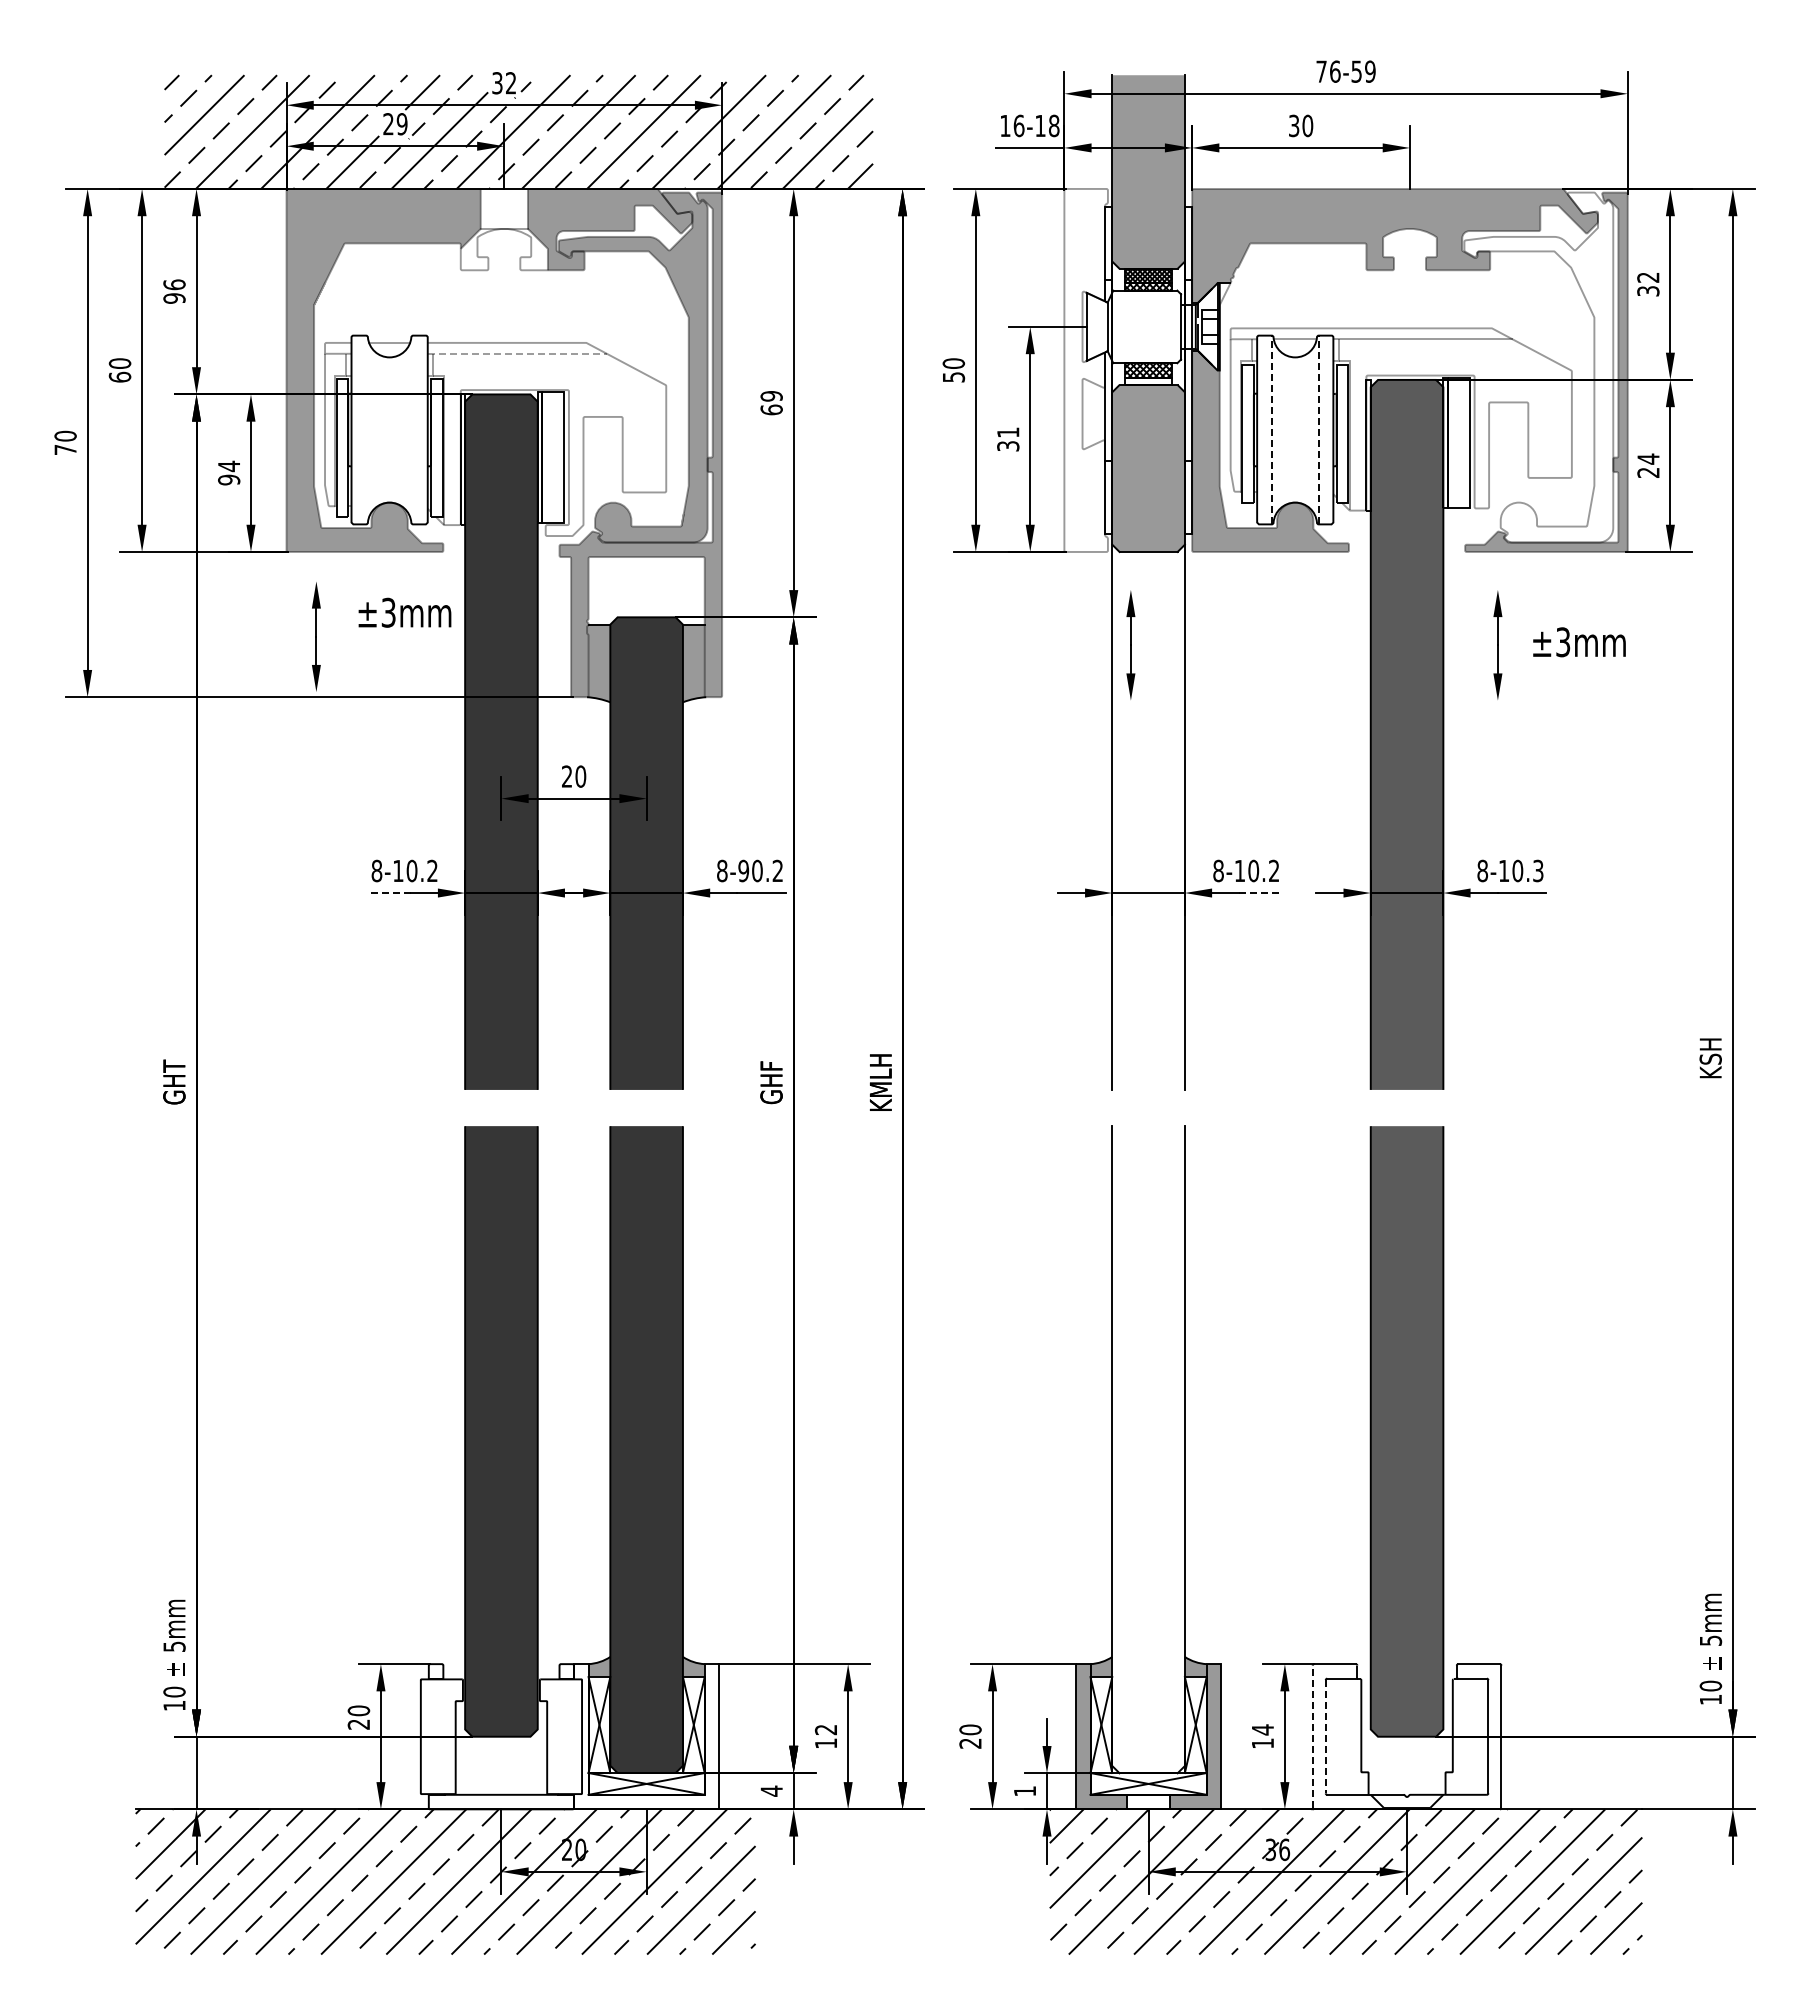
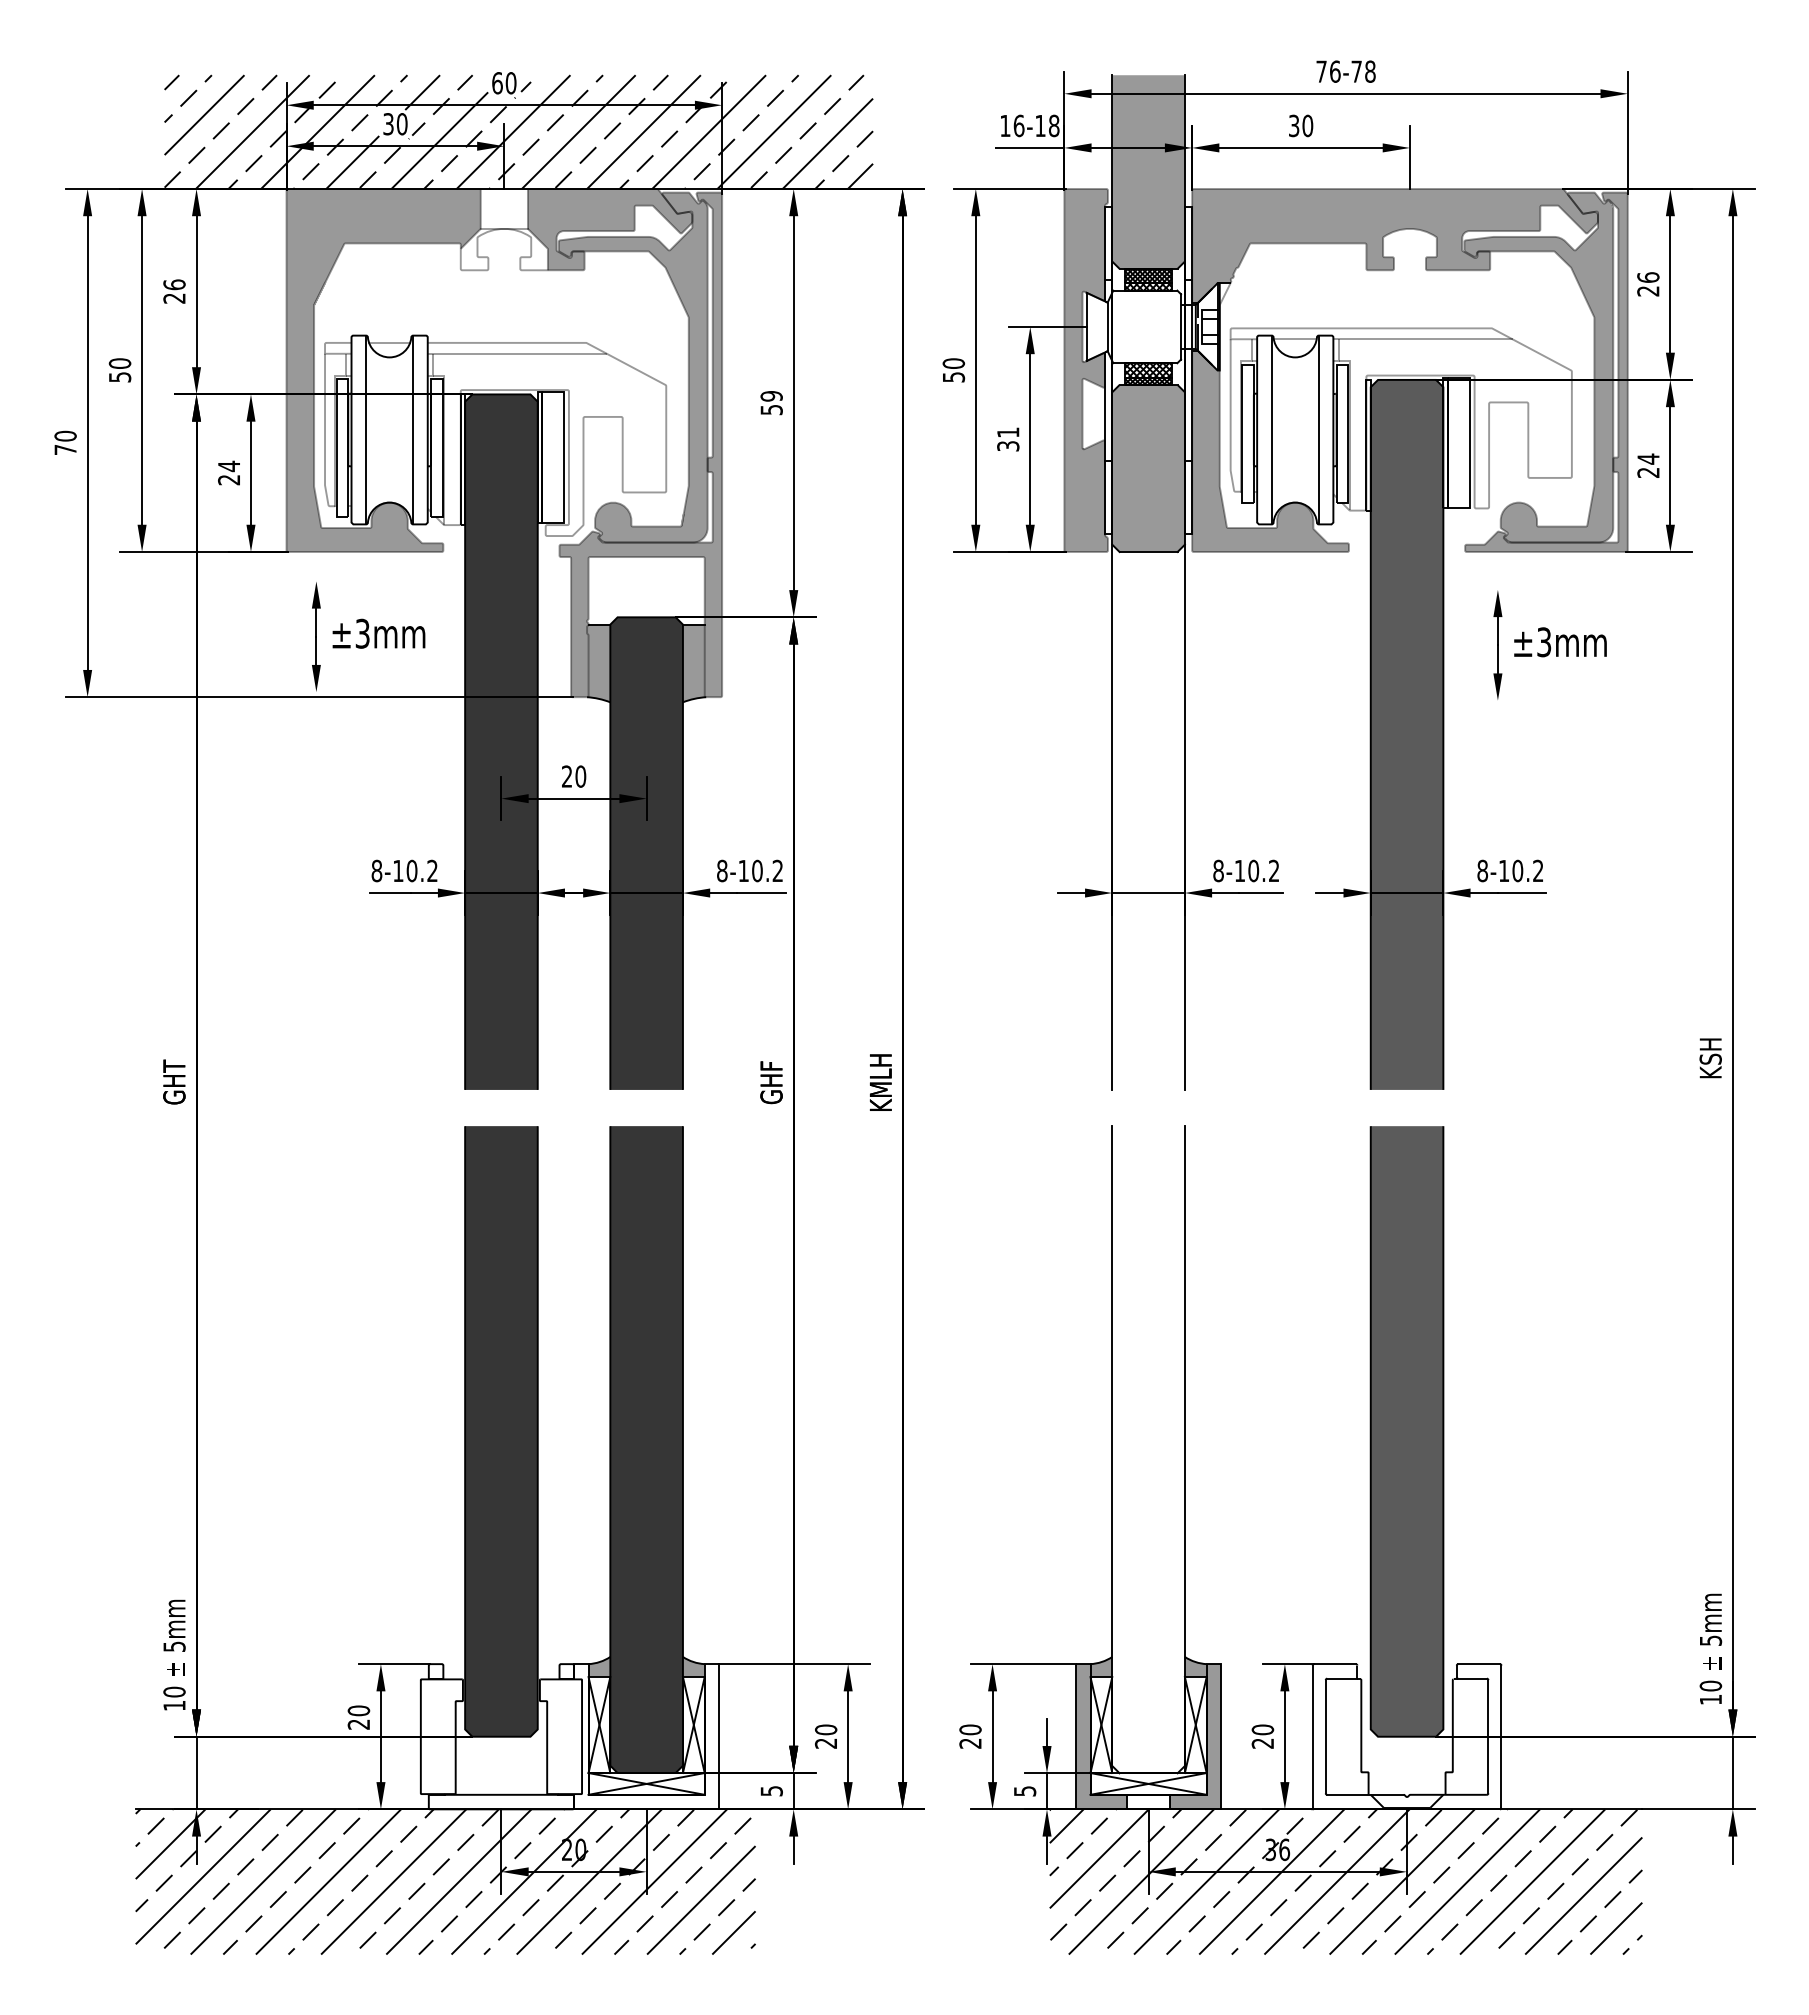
text: 76-59 -> 76-78 (1363, 71)
text: 32 -> 60 (504, 83)
text: 29 -> 30 (395, 124)
text: 32 -> 26 (1648, 284)
text: 96 -> 26 (174, 298)
line: dashed -> solid (517, 353)
fill: none -> present (1538, 367)
fill: none -> present (1085, 369)
text: 60 -> 50 (119, 376)
hatch: none -> present (1148, 381)
text: 69 -> 59 (771, 409)
line: none -> present (366, 429)
line: none -> present (413, 429)
line: dashed -> solid (1271, 429)
line: dashed -> solid (1318, 429)
text: 94 -> 24 (229, 479)
text position: (404, 612) -> (378, 633) (378, 633)
text position: (1579, 642) -> (1560, 642) (1560, 642)
part: present -> none (1130, 644)
text: 8-90.2 -> 8-10.2 (743, 870)
text: 8-10.3 -> 8-10.2 (1538, 871)
line: dashed -> solid (389, 893)
line: dashed -> solid (1261, 893)
text: 12 -> 20 (825, 1736)
text: 14 -> 20 (1262, 1736)
line: dashed -> solid (1312, 1736)
line: dashed -> solid (1325, 1736)
text: 4 -> 5 (771, 1790)
text: 1 -> 5 (1025, 1791)
